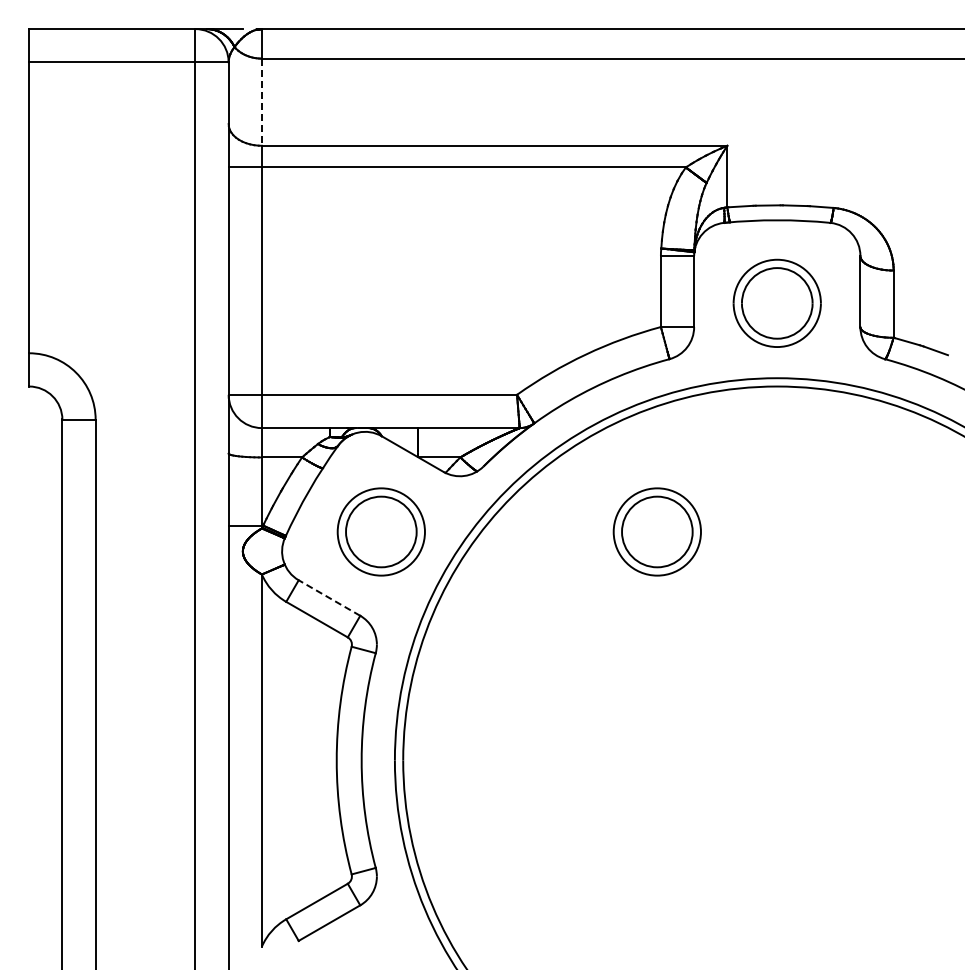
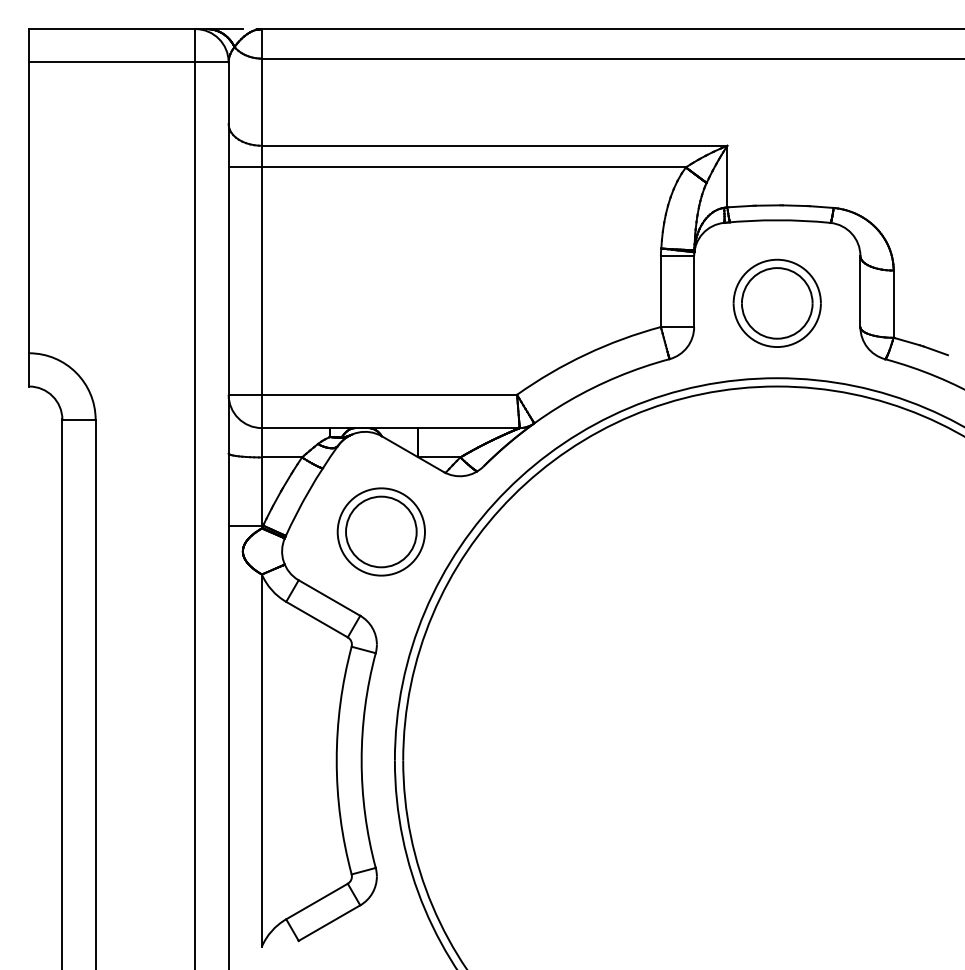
line: dashed -> solid (261, 102)
part: present -> none (656, 531)
line: dashed -> solid (329, 598)
